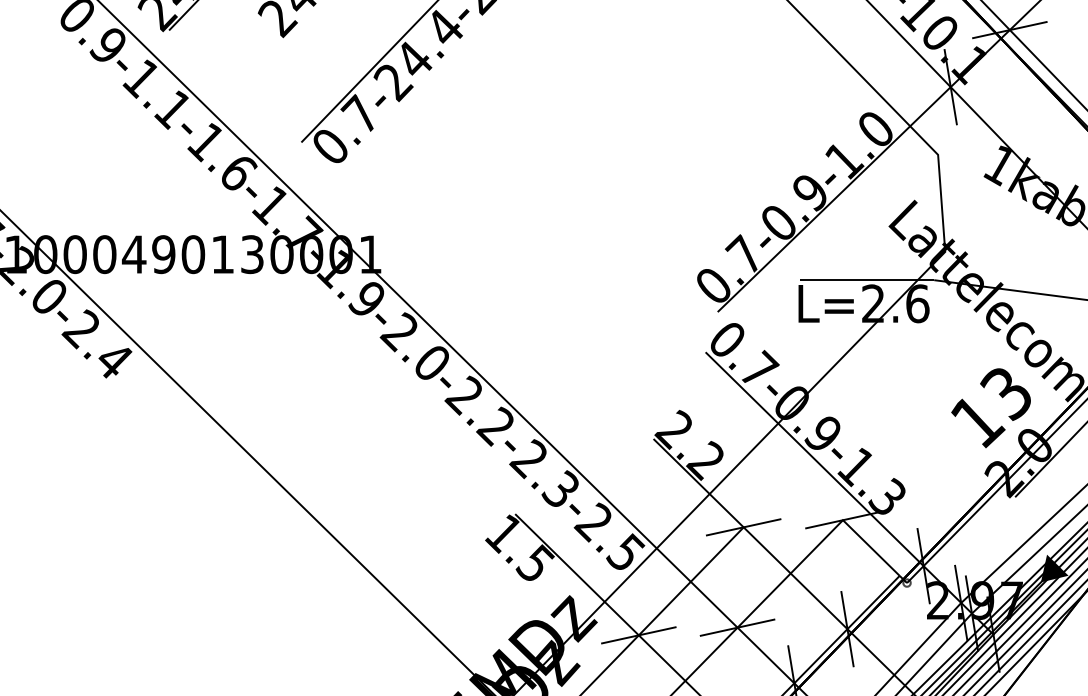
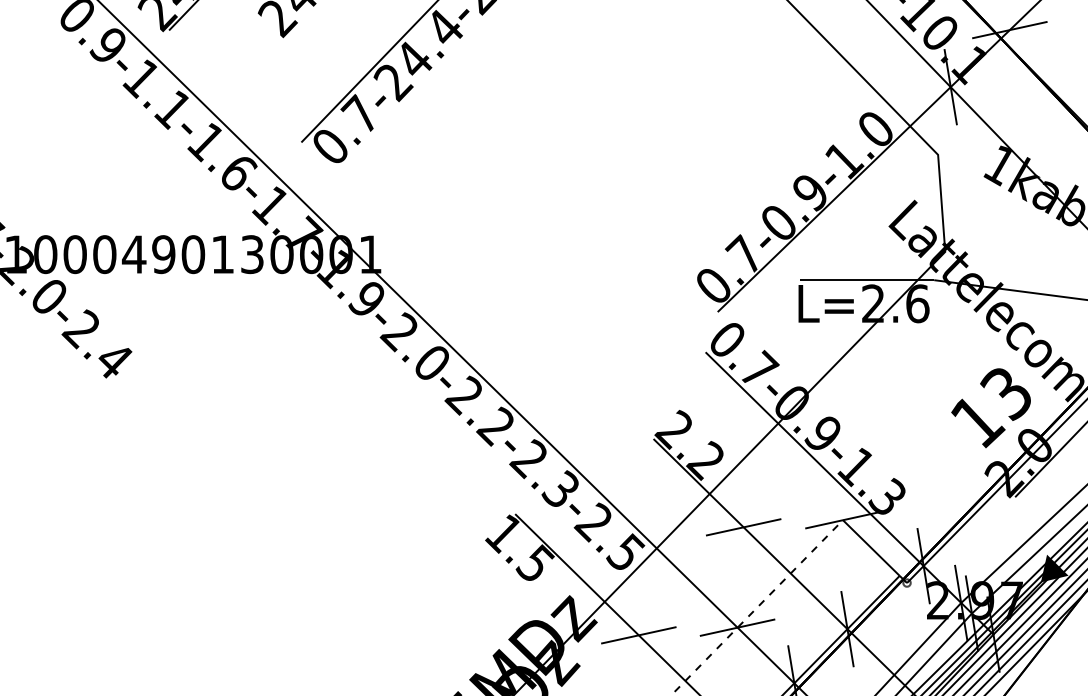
line: present -> none (1033, 54)
line: present -> none (247, 452)
line: solid -> dashed (756, 608)
line: present -> none (663, 609)
